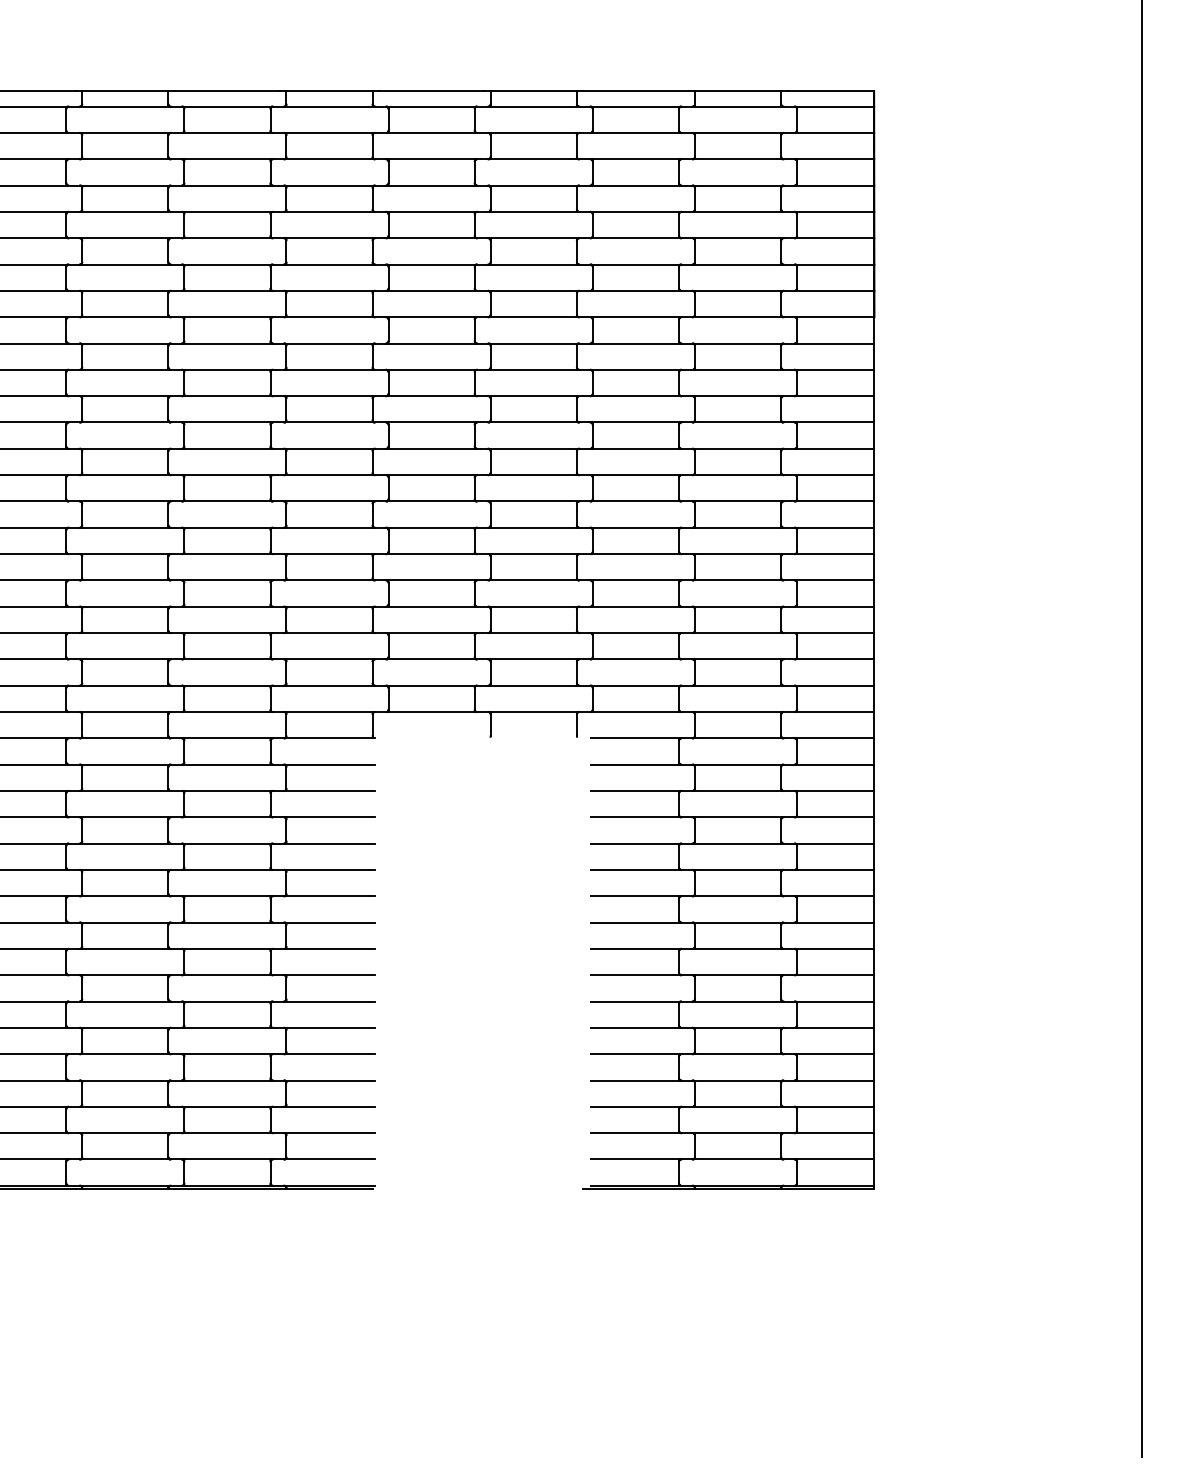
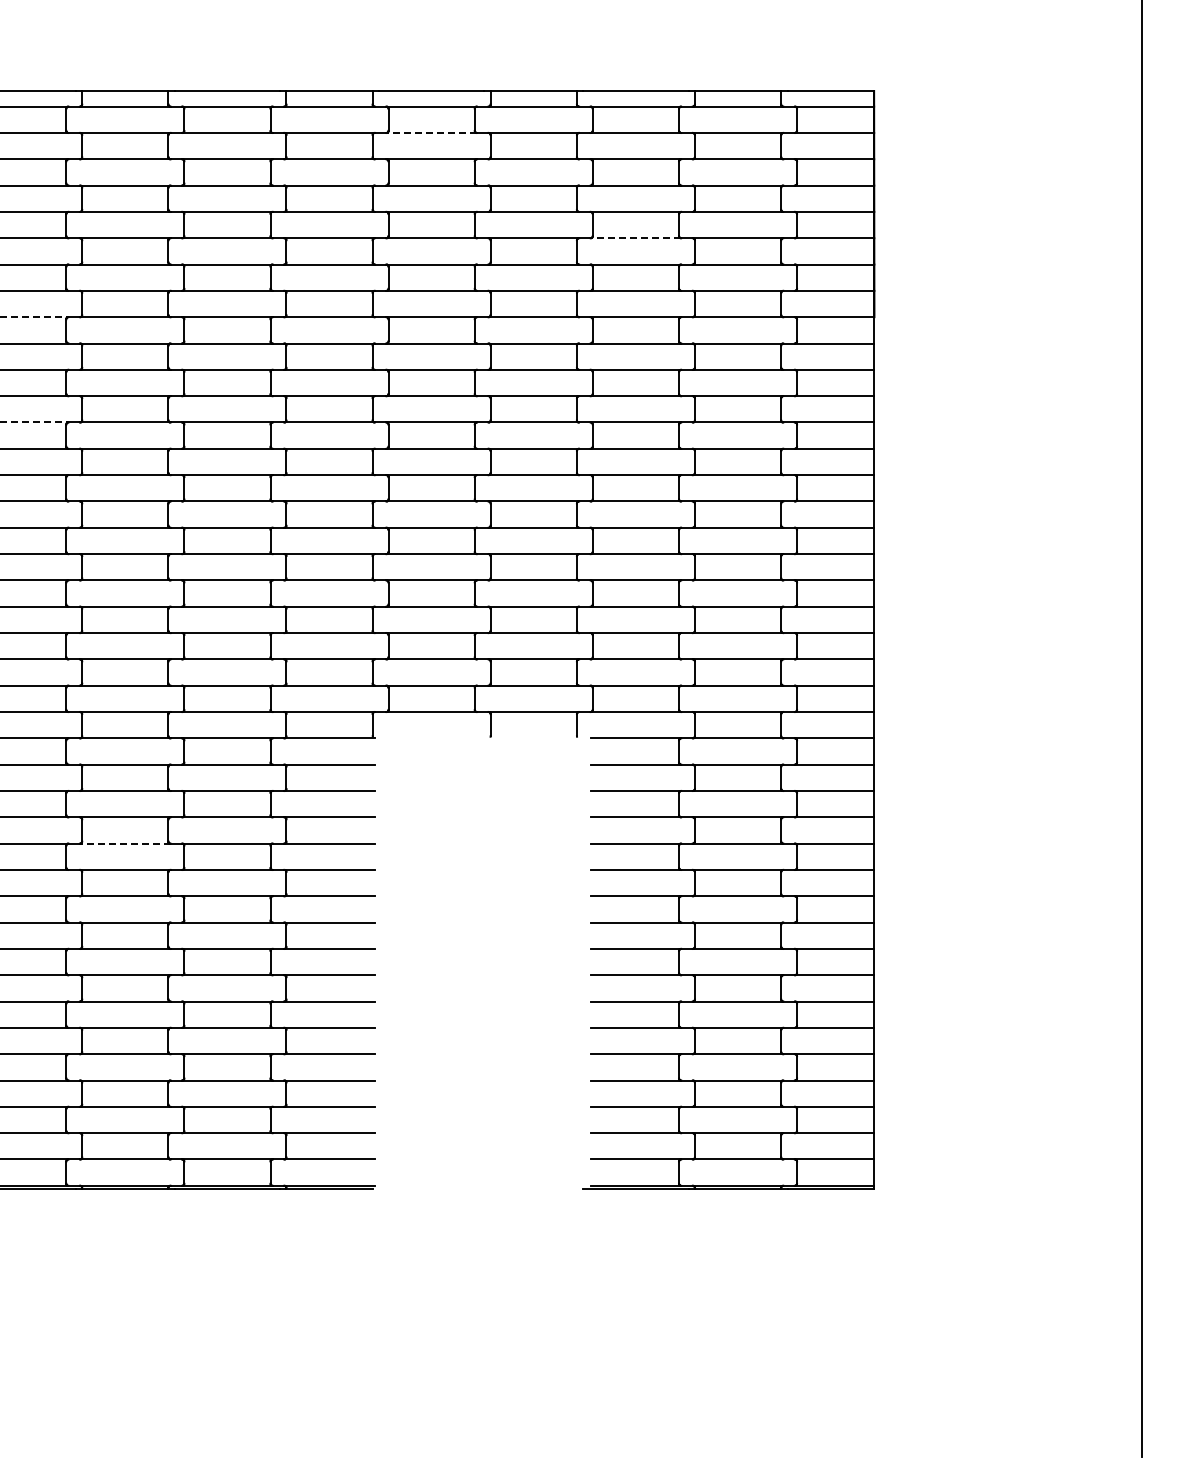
line: solid -> dashed (431, 132)
line: solid -> dashed (635, 238)
line: solid -> dashed (34, 317)
line: solid -> dashed (34, 422)
line: solid -> dashed (124, 843)
